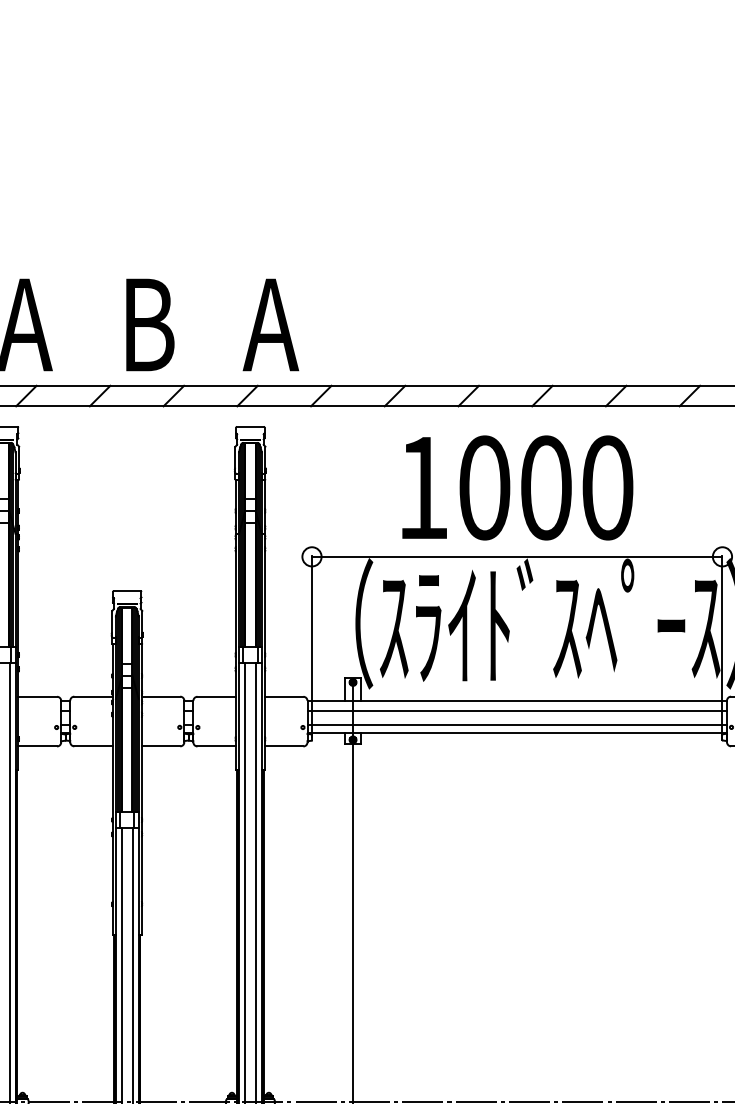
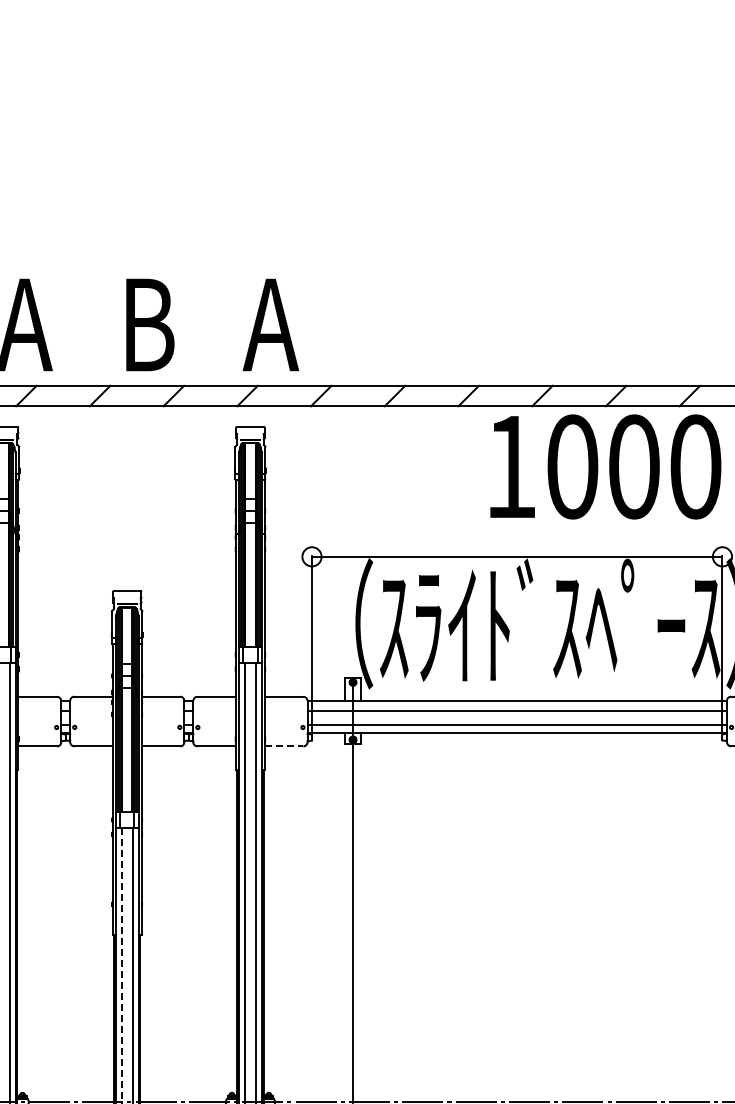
text position: (517, 487) -> (605, 466) (605, 466)
line: solid -> dashed (284, 746)
line: solid -> dashed (121, 966)
